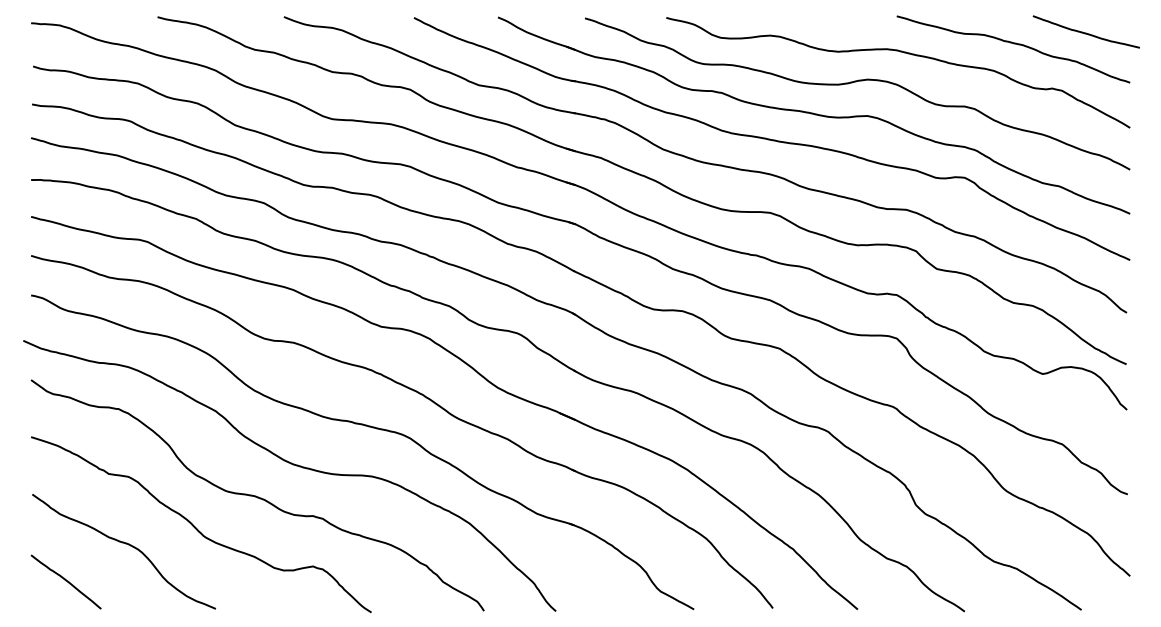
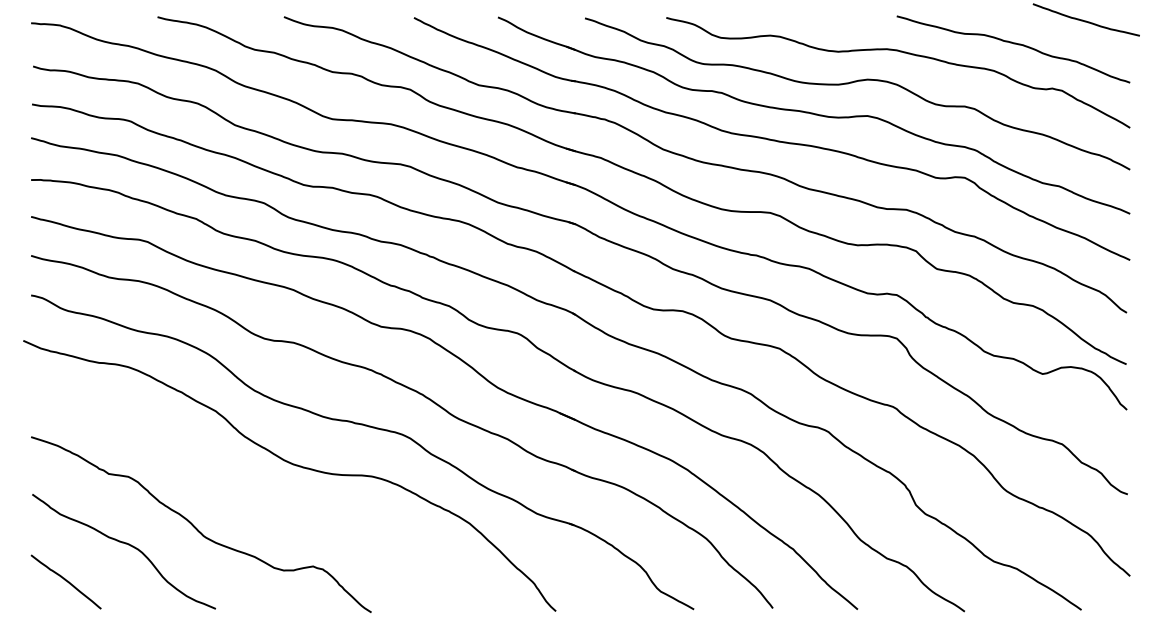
curve position: (1085, 32) -> (1085, 20) (1085, 20)
curve: present -> none (256, 495)
